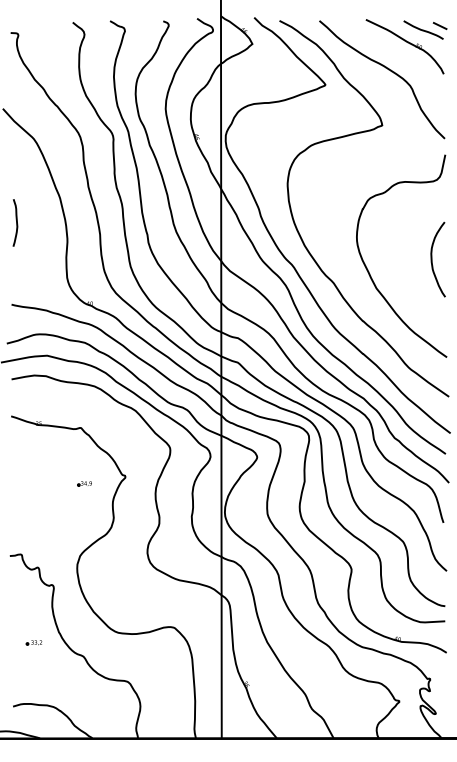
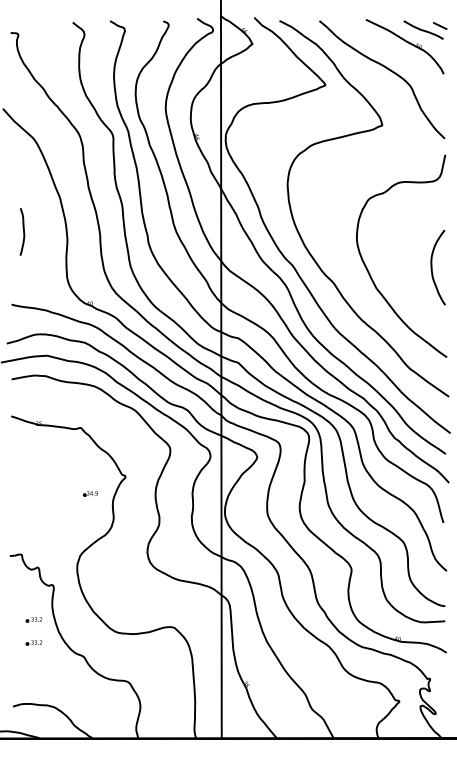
curve position: (16, 222) -> (23, 231) (23, 231)
curve position: (432, 259) -> (432, 267) (432, 267)
part position: (84, 483) -> (90, 493) (90, 493)
part: none -> present (33, 619)
